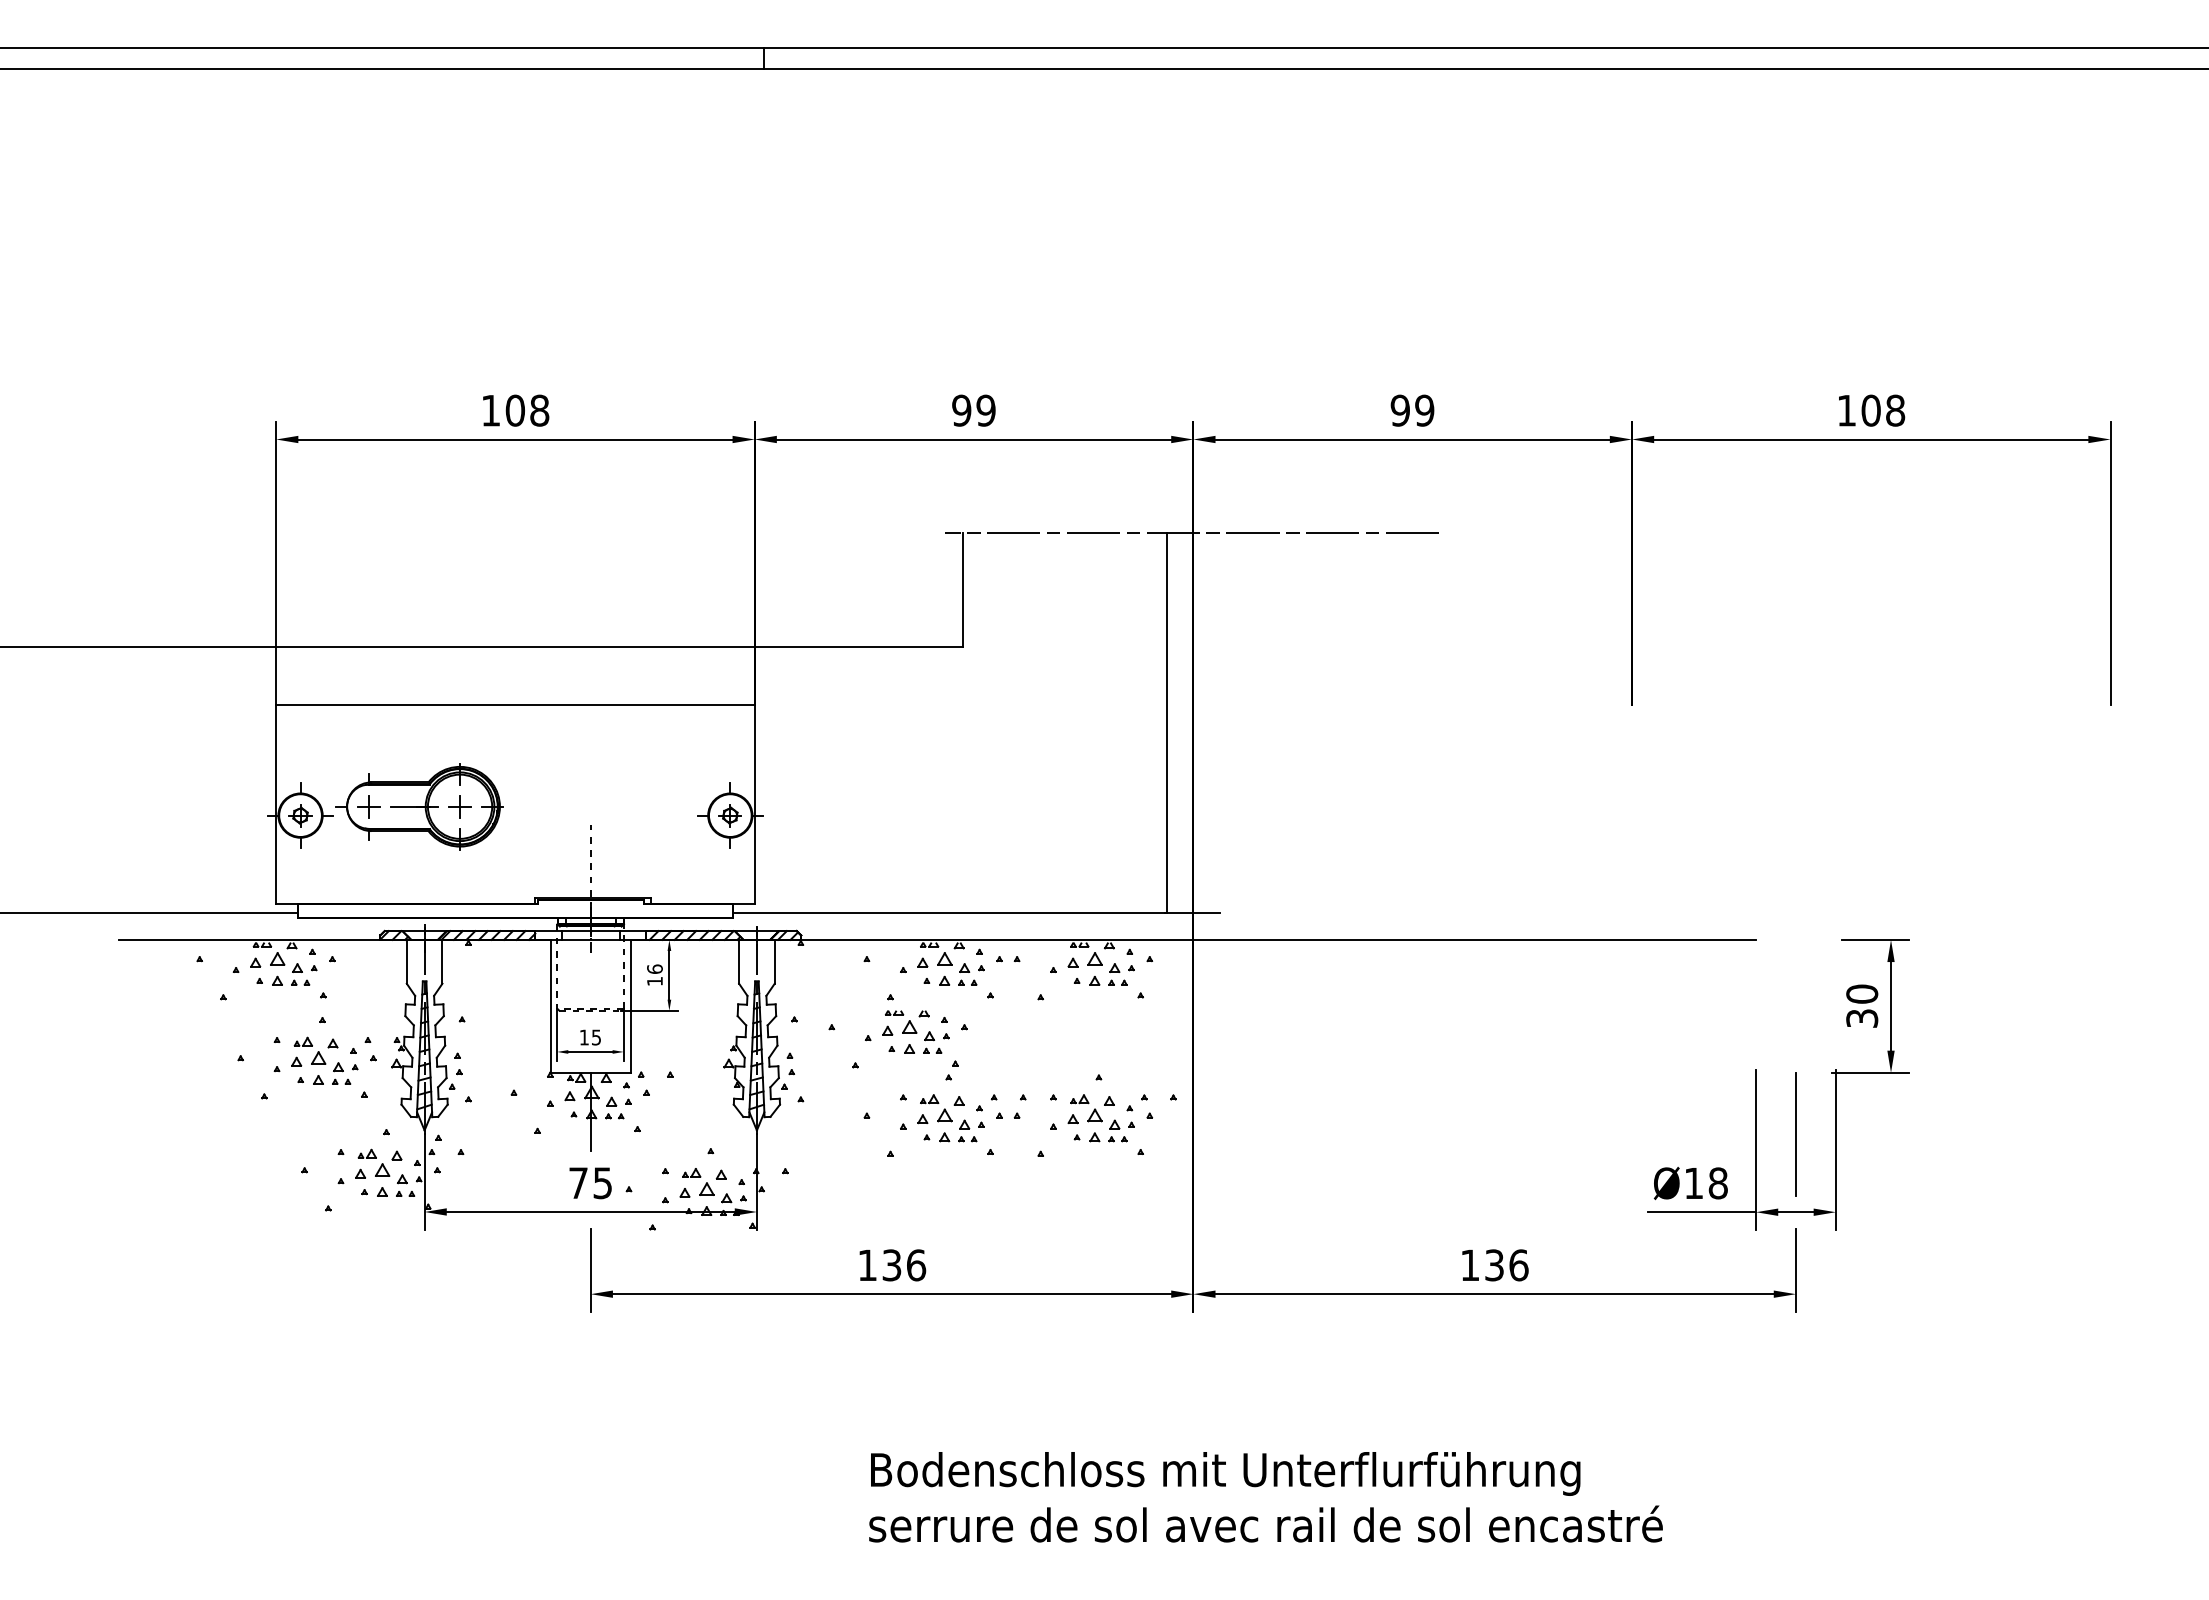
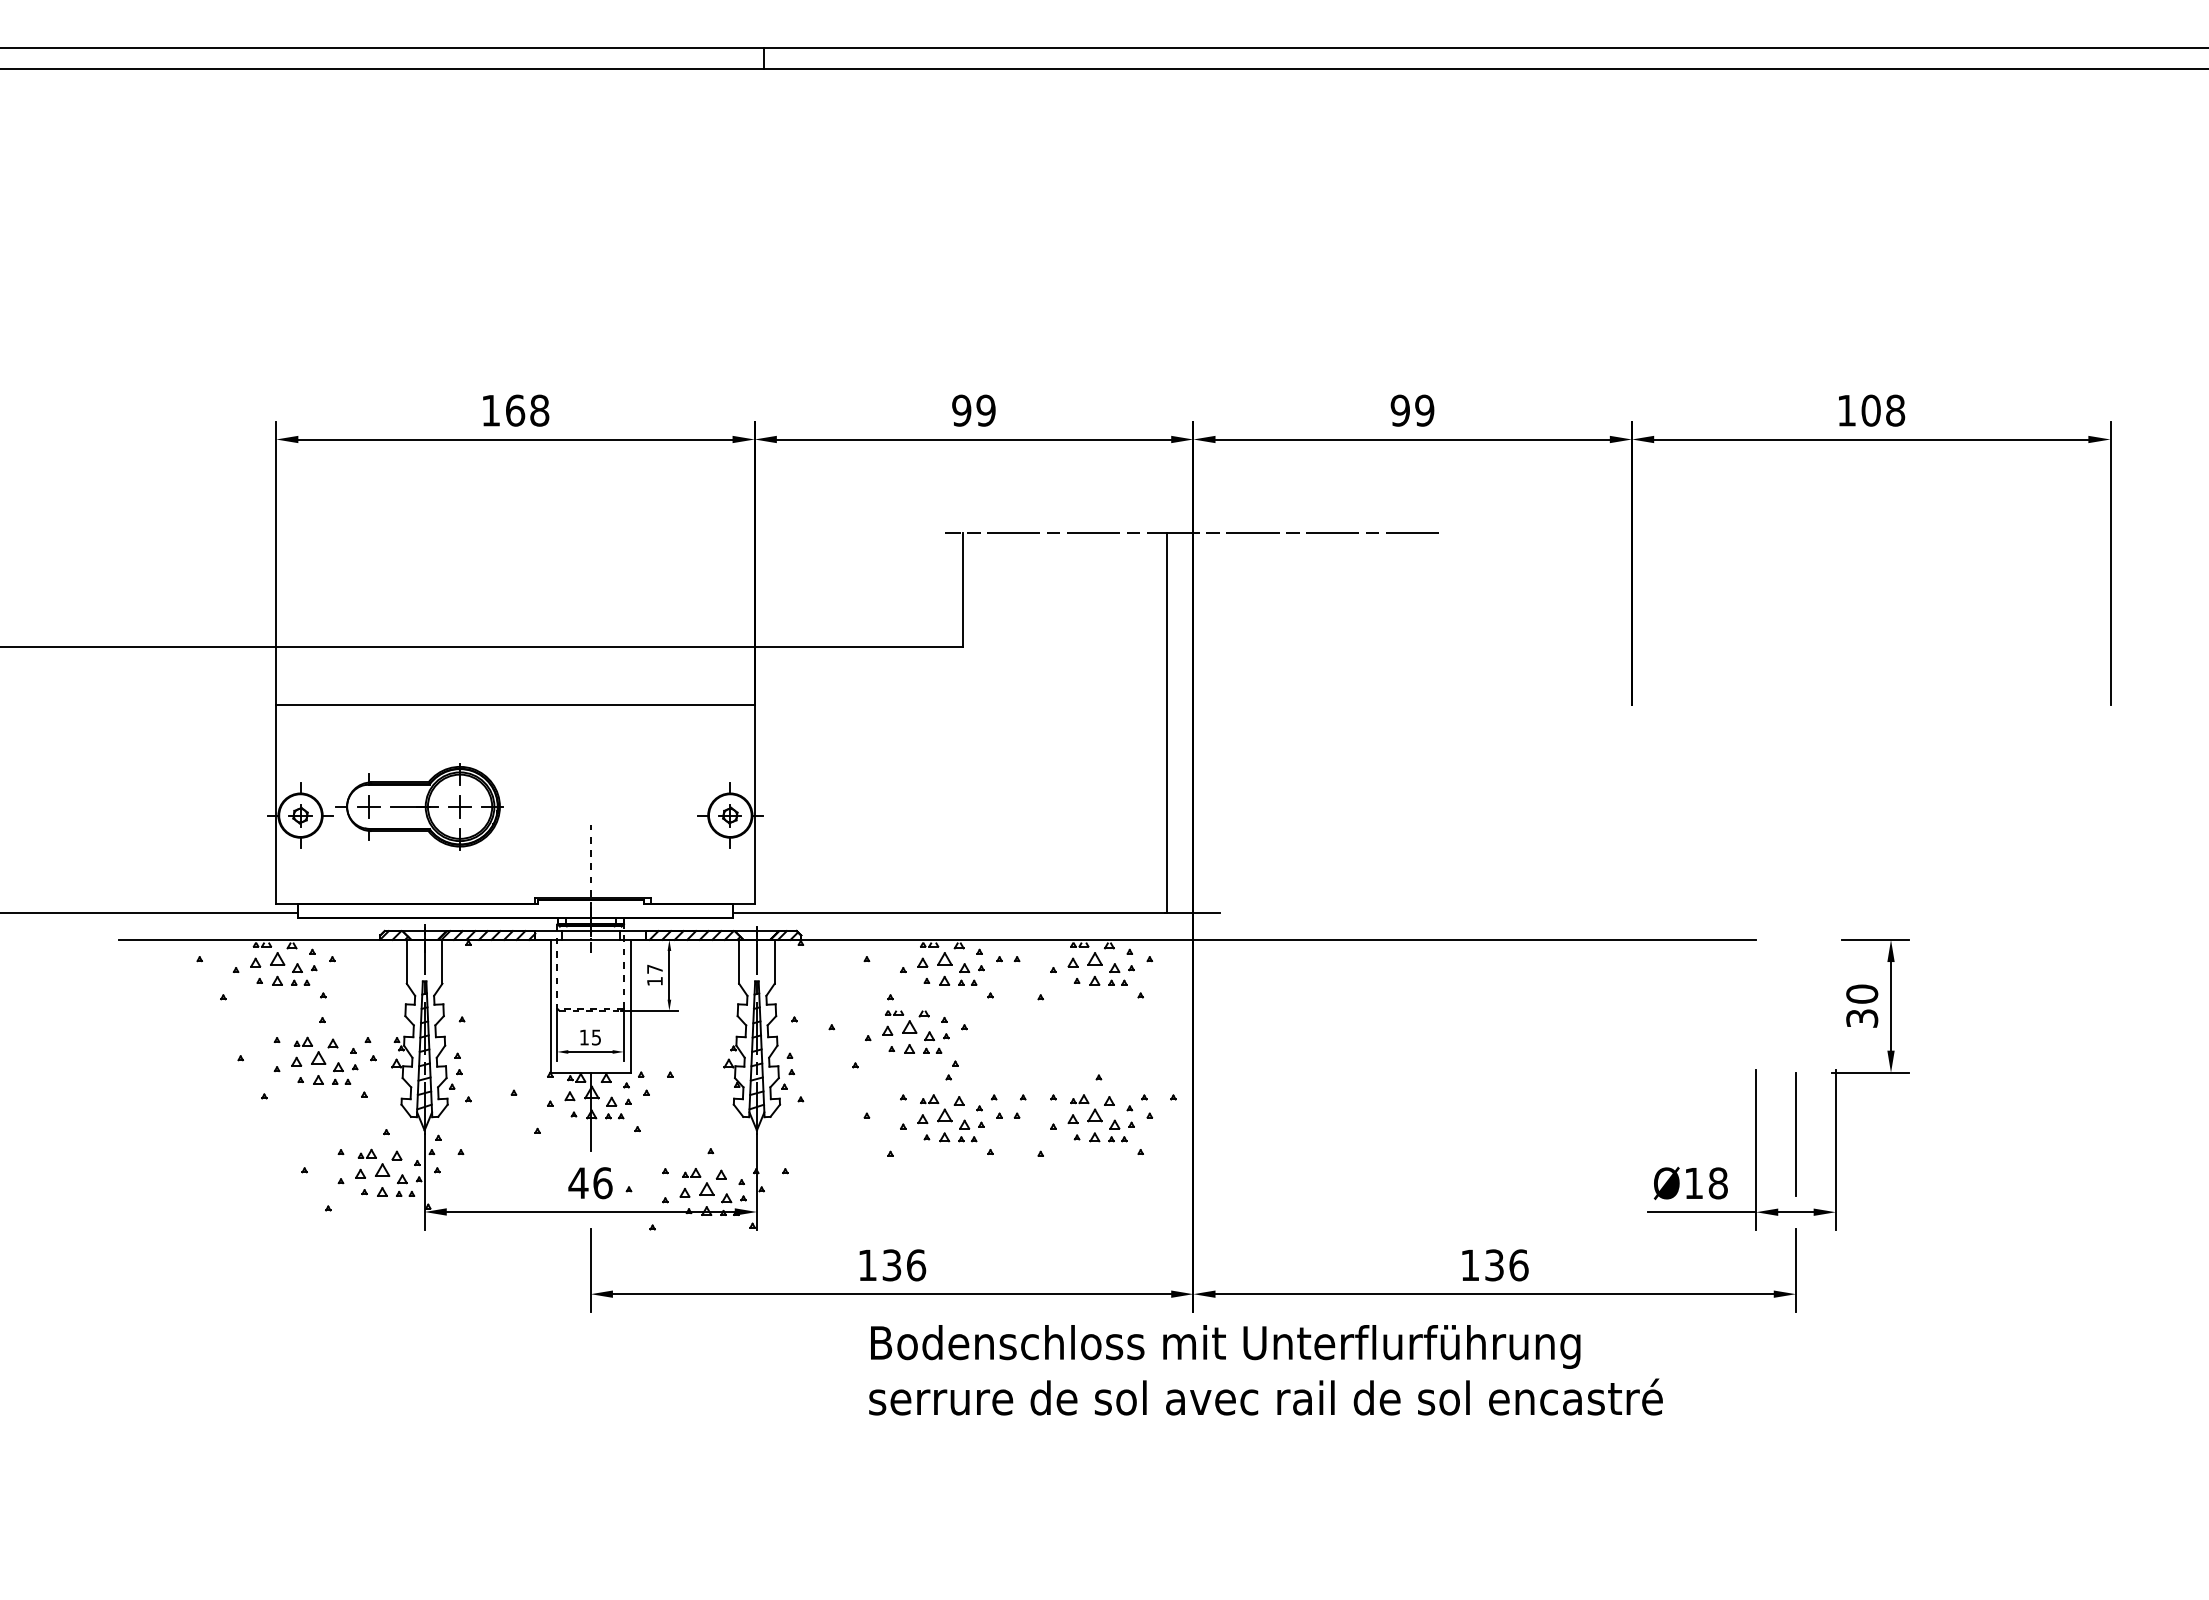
text: 108 -> 168 (515, 410)
text: 16 -> 17 (654, 968)
text: 75 -> 46 (590, 1183)
text position: (1265, 1497) -> (1265, 1370) (1265, 1370)
